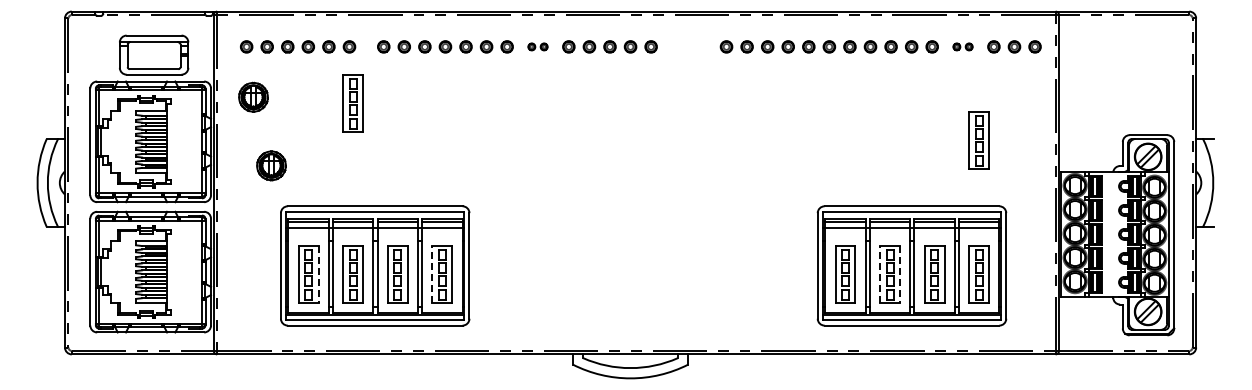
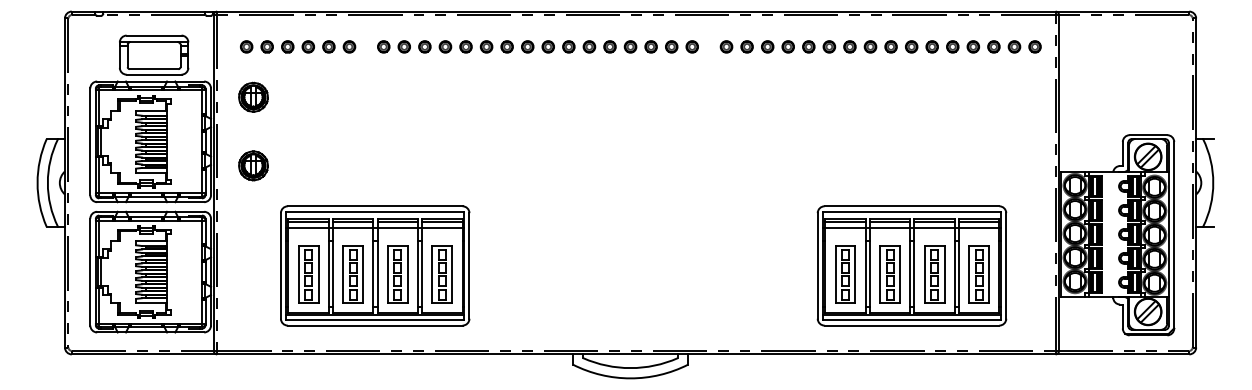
part size: 22x10 px -> 34x14 px (537, 46)
part: none -> present (681, 46)
part size: 22x10 px -> 34x14 px (962, 46)
part: present -> none (352, 103)
part: present -> none (978, 140)
part position: (271, 165) -> (253, 165) (253, 165)
line: dashed -> solid (432, 274)
line: dashed -> solid (880, 274)
line: dashed -> solid (318, 275)
line: dashed -> solid (900, 275)
